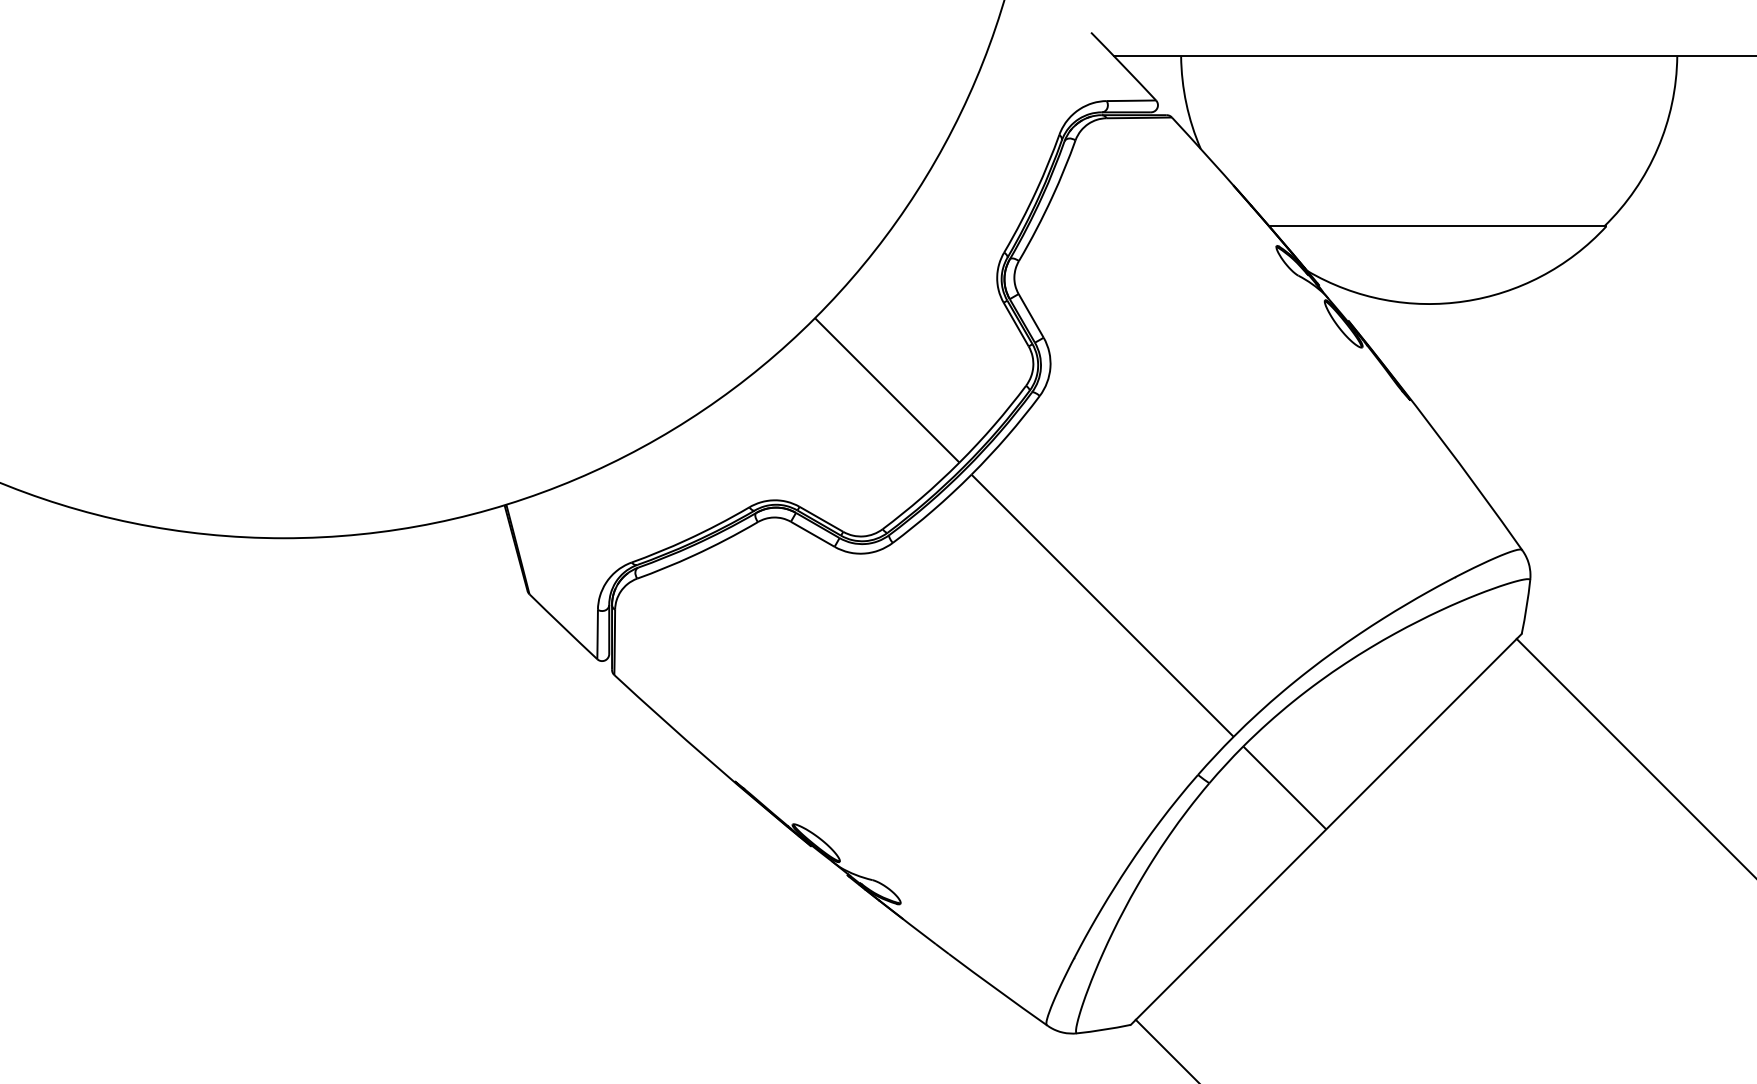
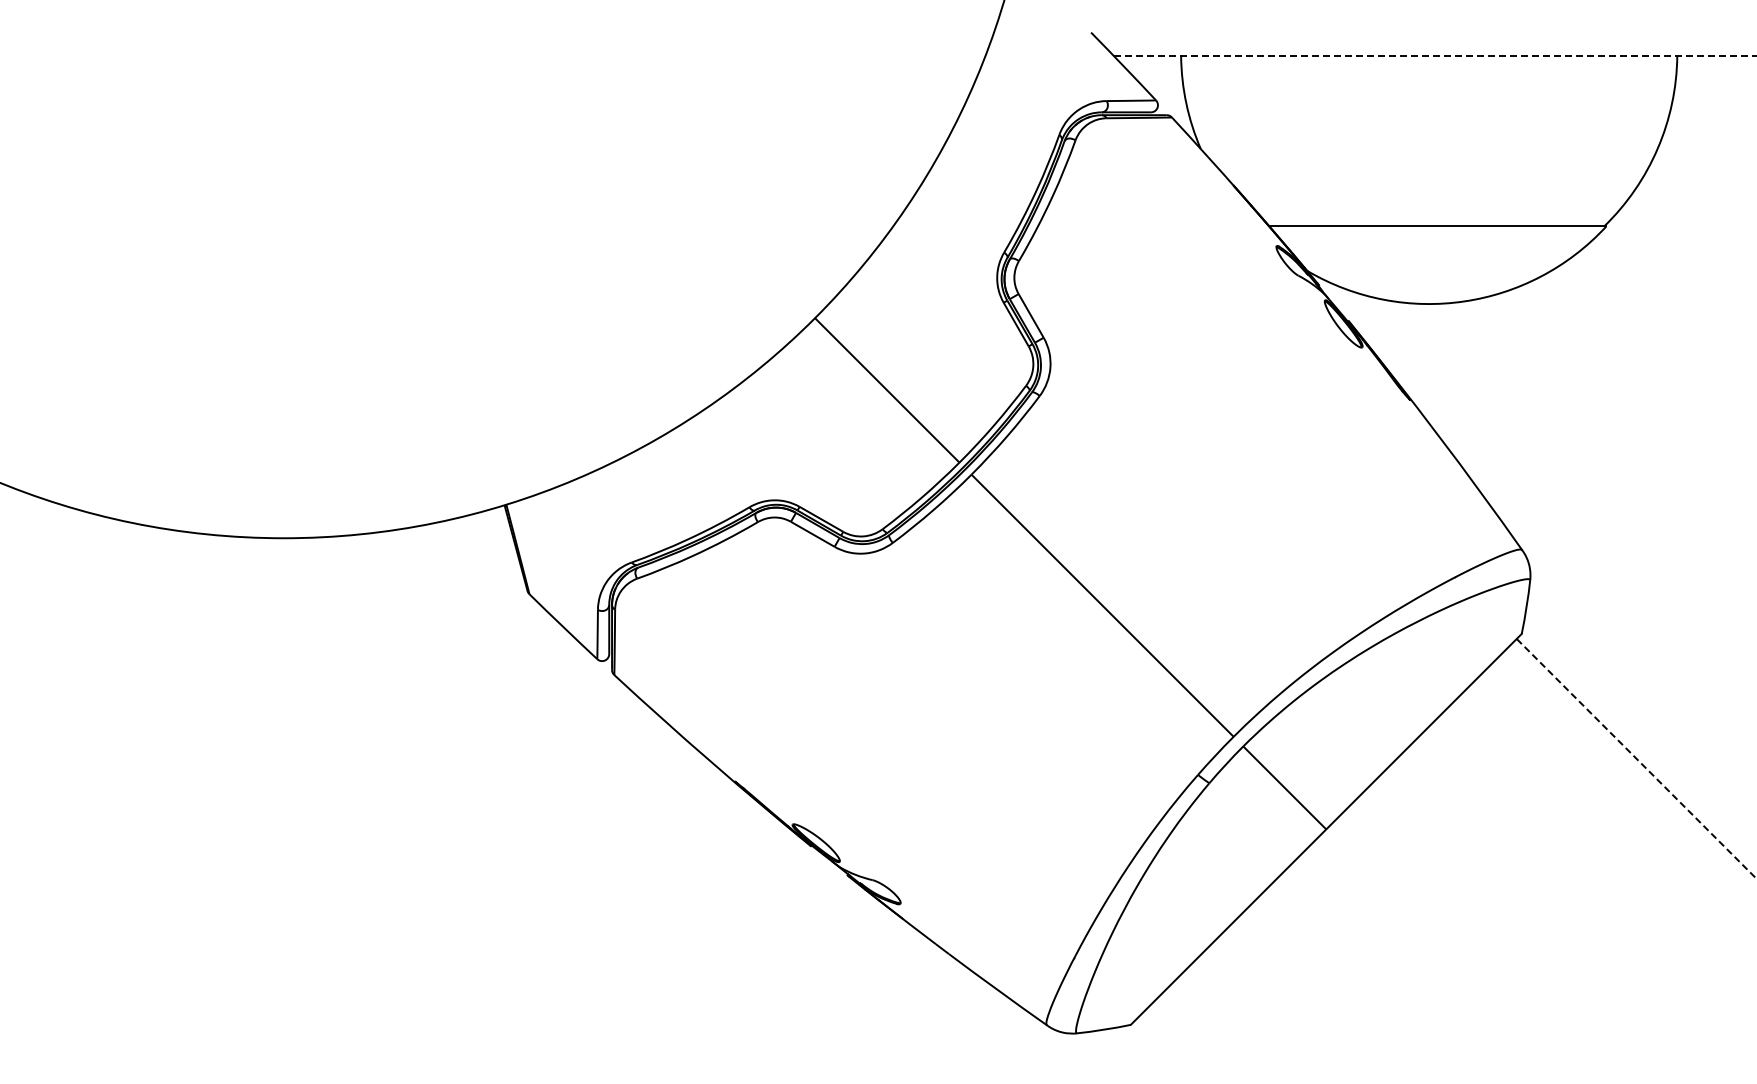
line: solid -> dashed (1435, 56)
line: solid -> dashed (1636, 759)
line: present -> none (1165, 1049)
